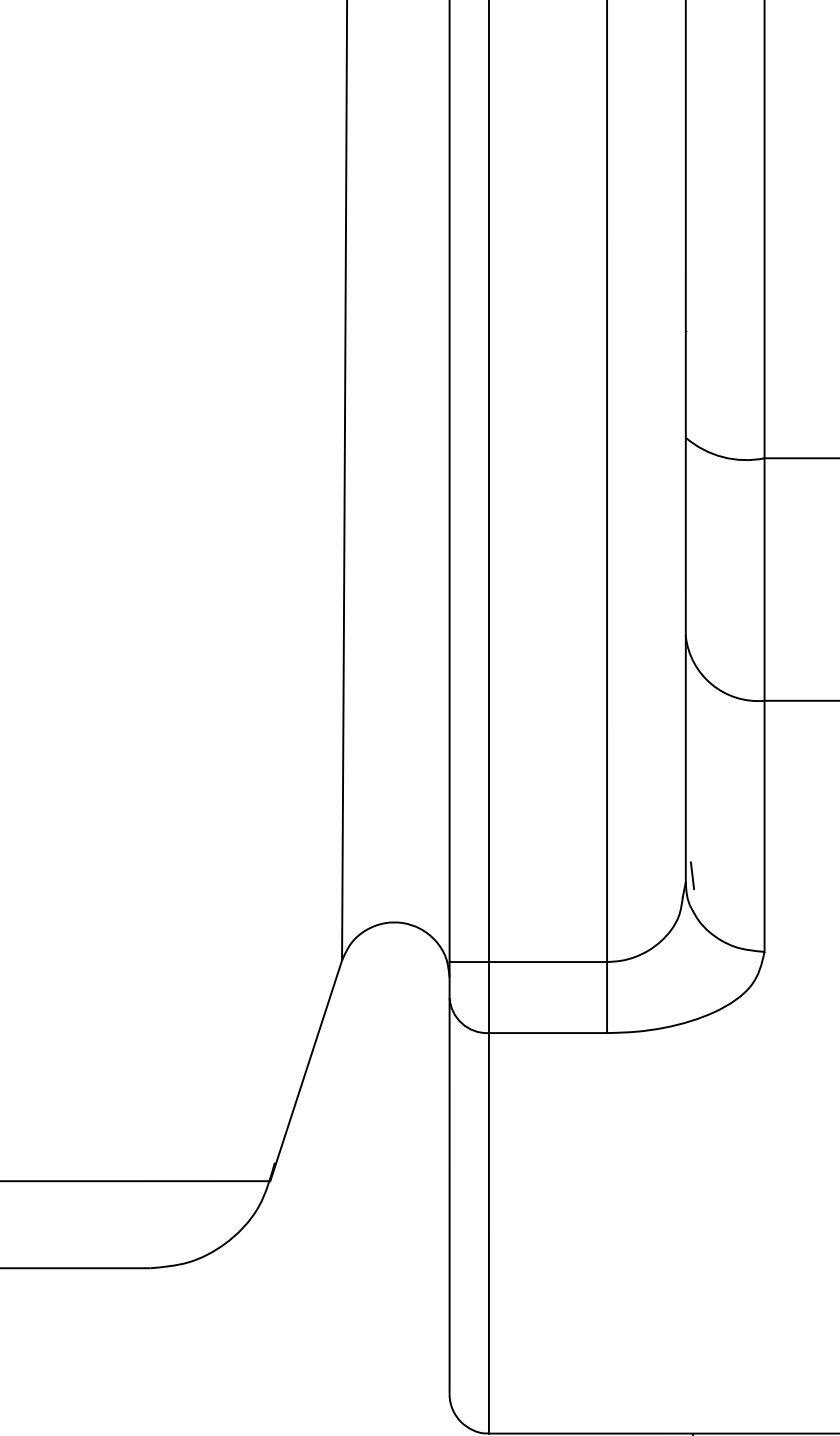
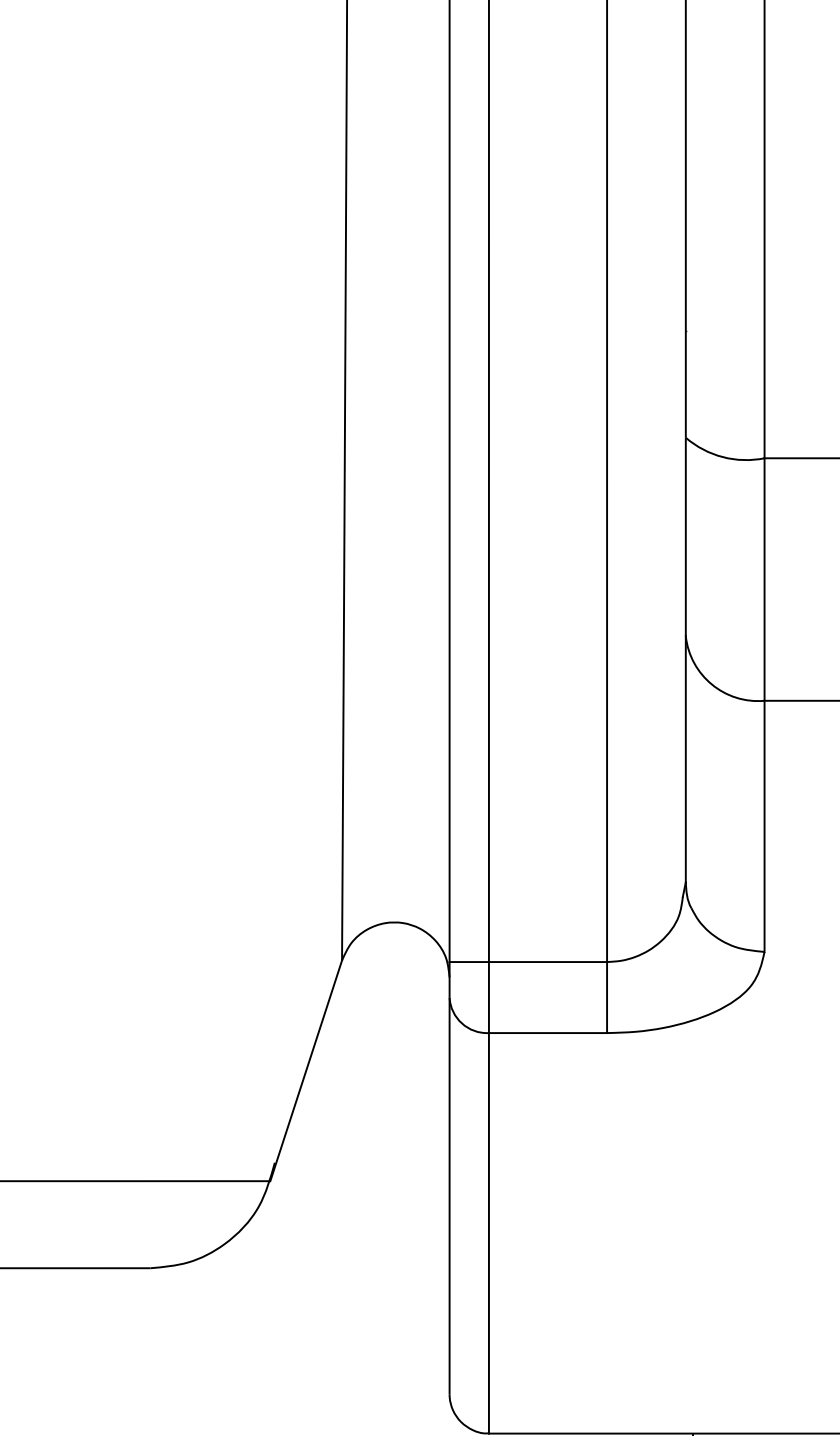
line: present -> none (692, 875)
